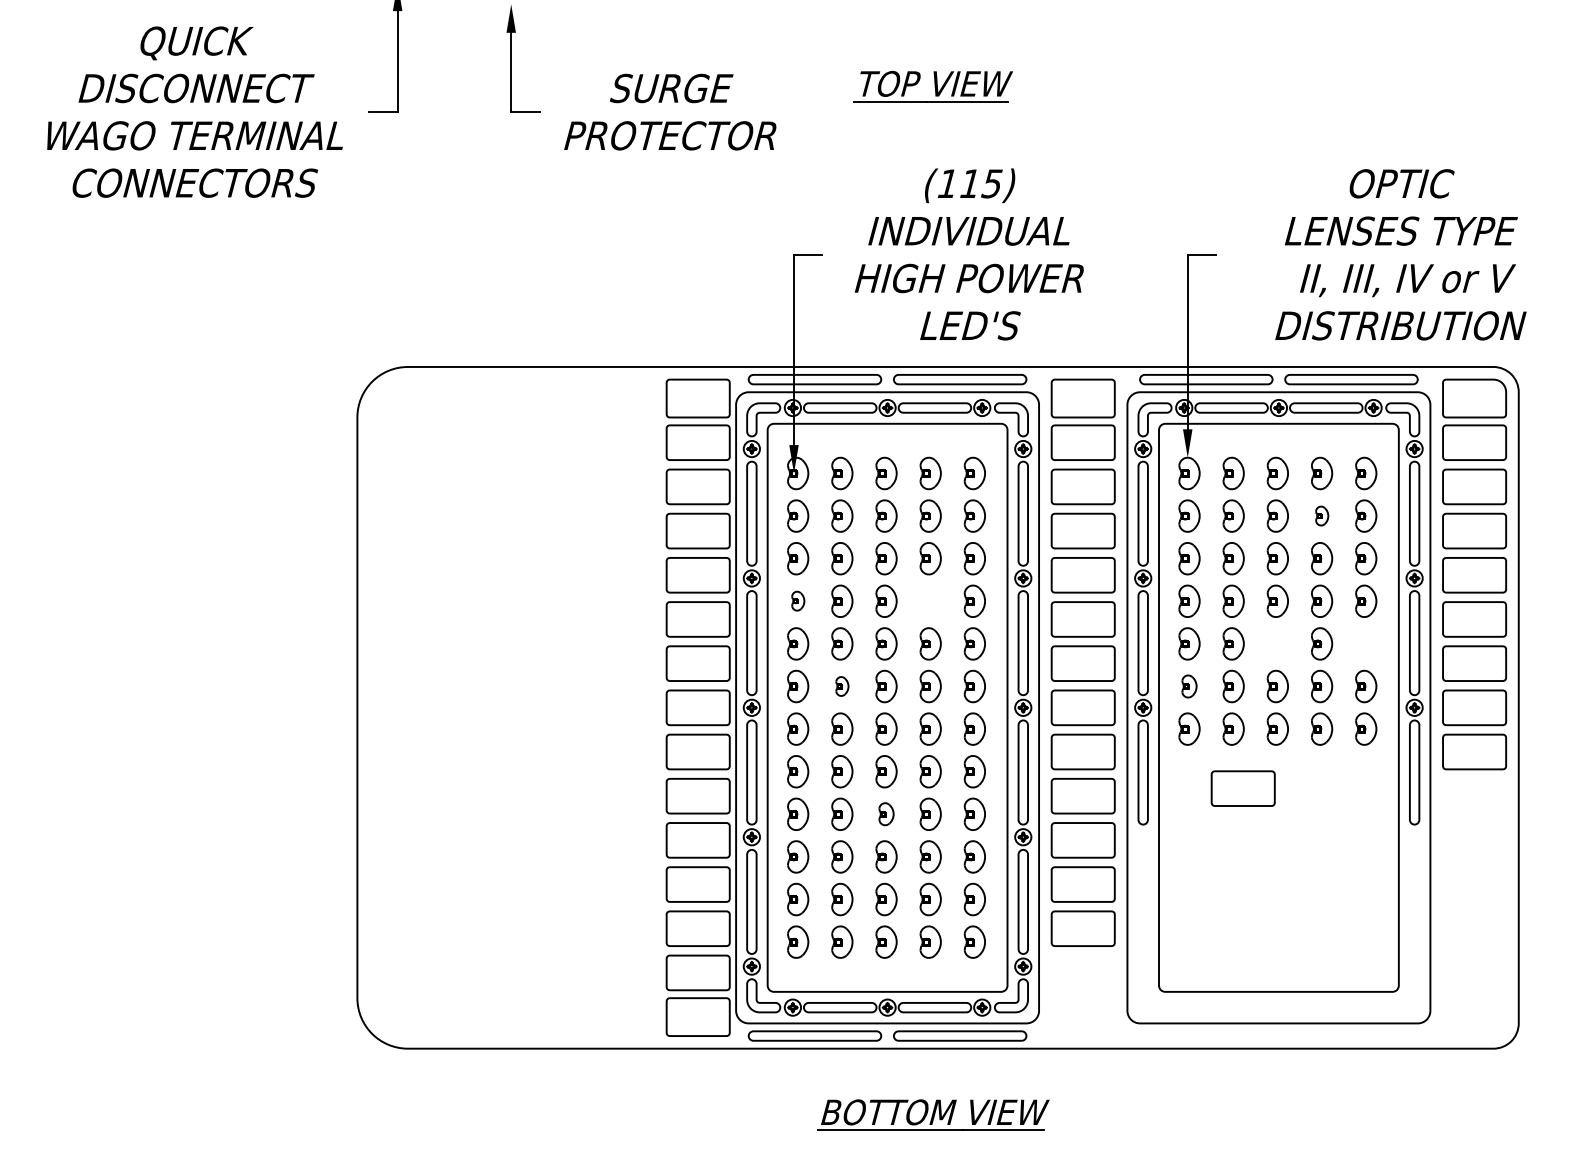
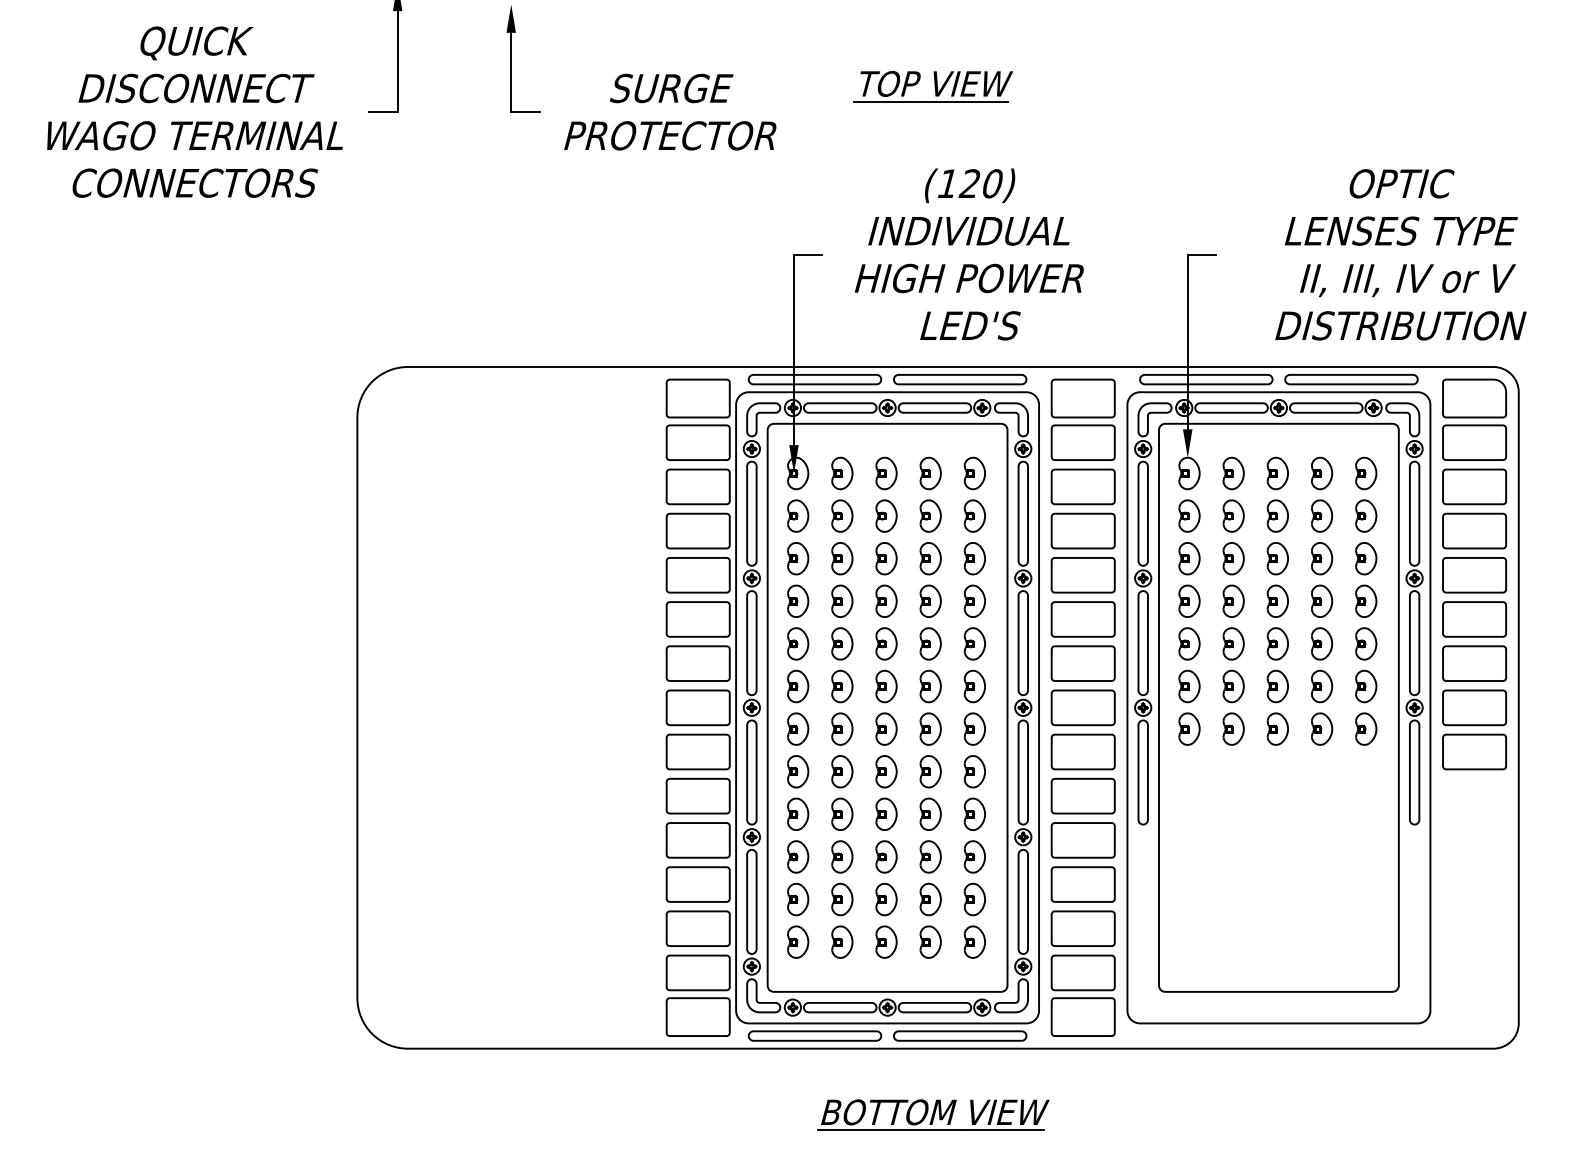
text: (115) -> (120) (980, 183)
part size: 15x22 px -> 23x34 px (1322, 515)
part size: 15x22 px -> 23x34 px (798, 600)
part: none -> present (930, 600)
part: none -> present (1277, 643)
part: none -> present (1366, 643)
part size: 15x21 px -> 23x35 px (842, 686)
part size: 17x25 px -> 23x35 px (1189, 686)
part: present -> none (1242, 788)
part size: 17x25 px -> 23x34 px (886, 813)
part: none -> present (1082, 995)
